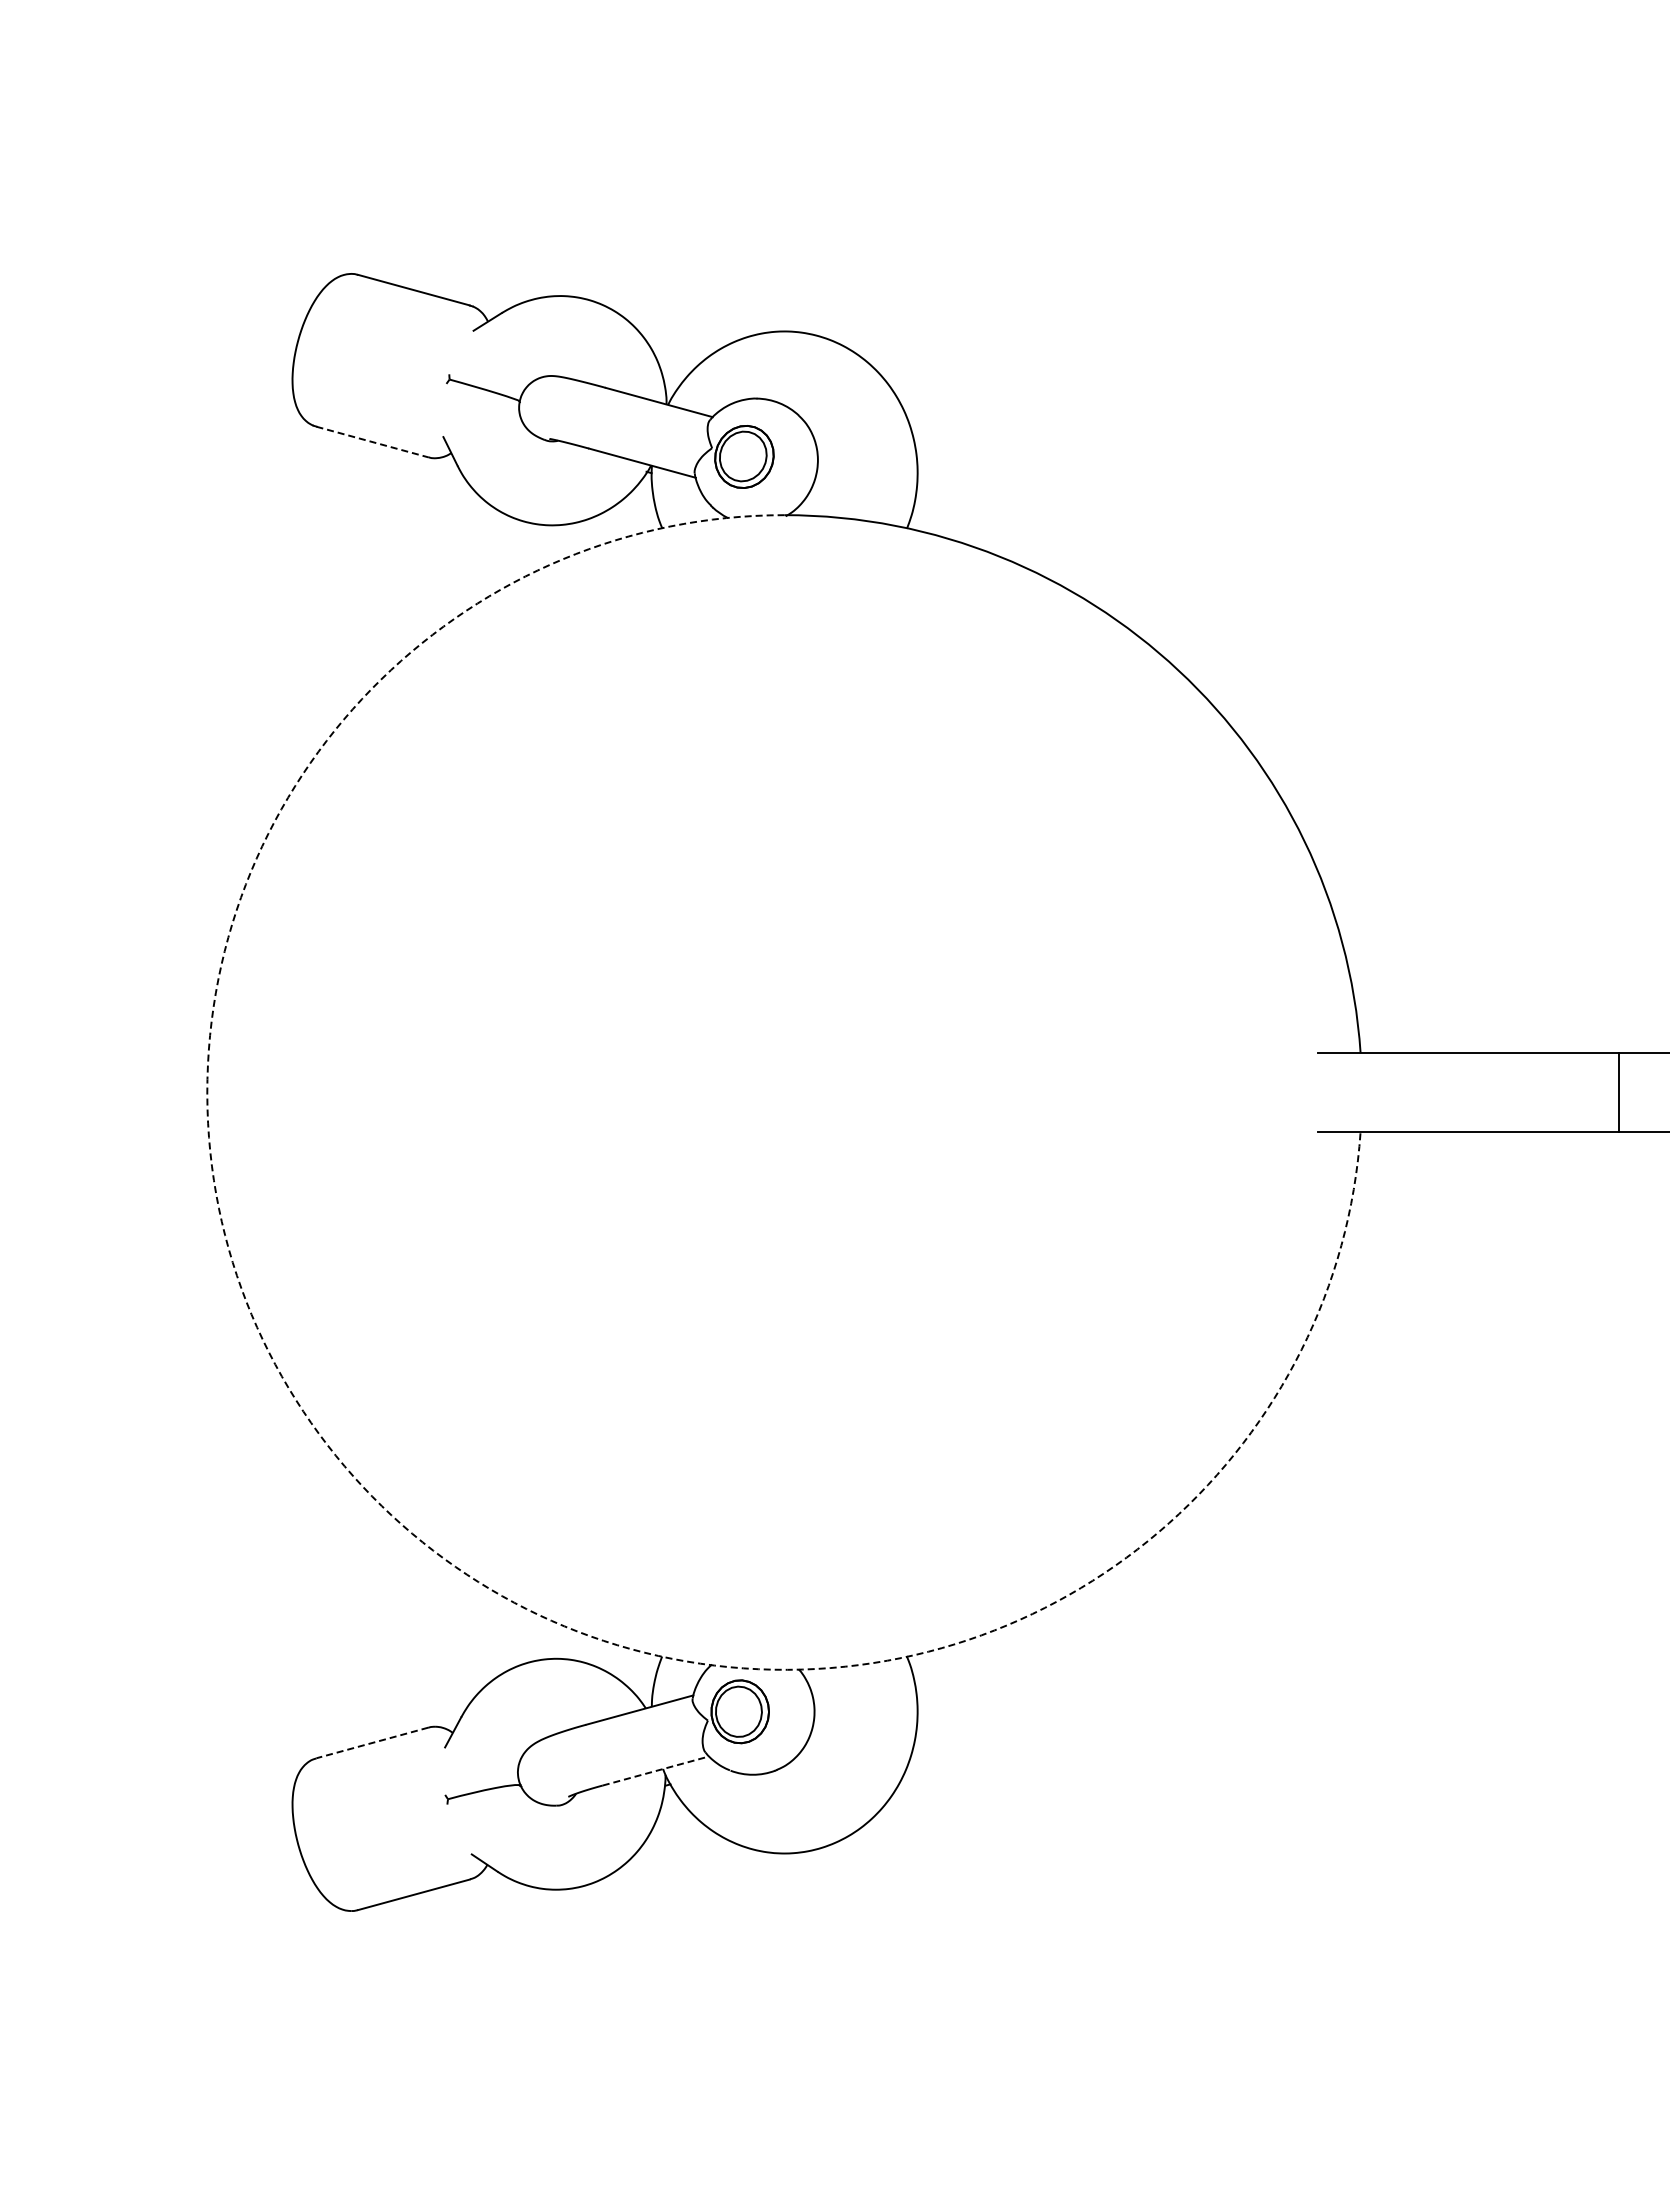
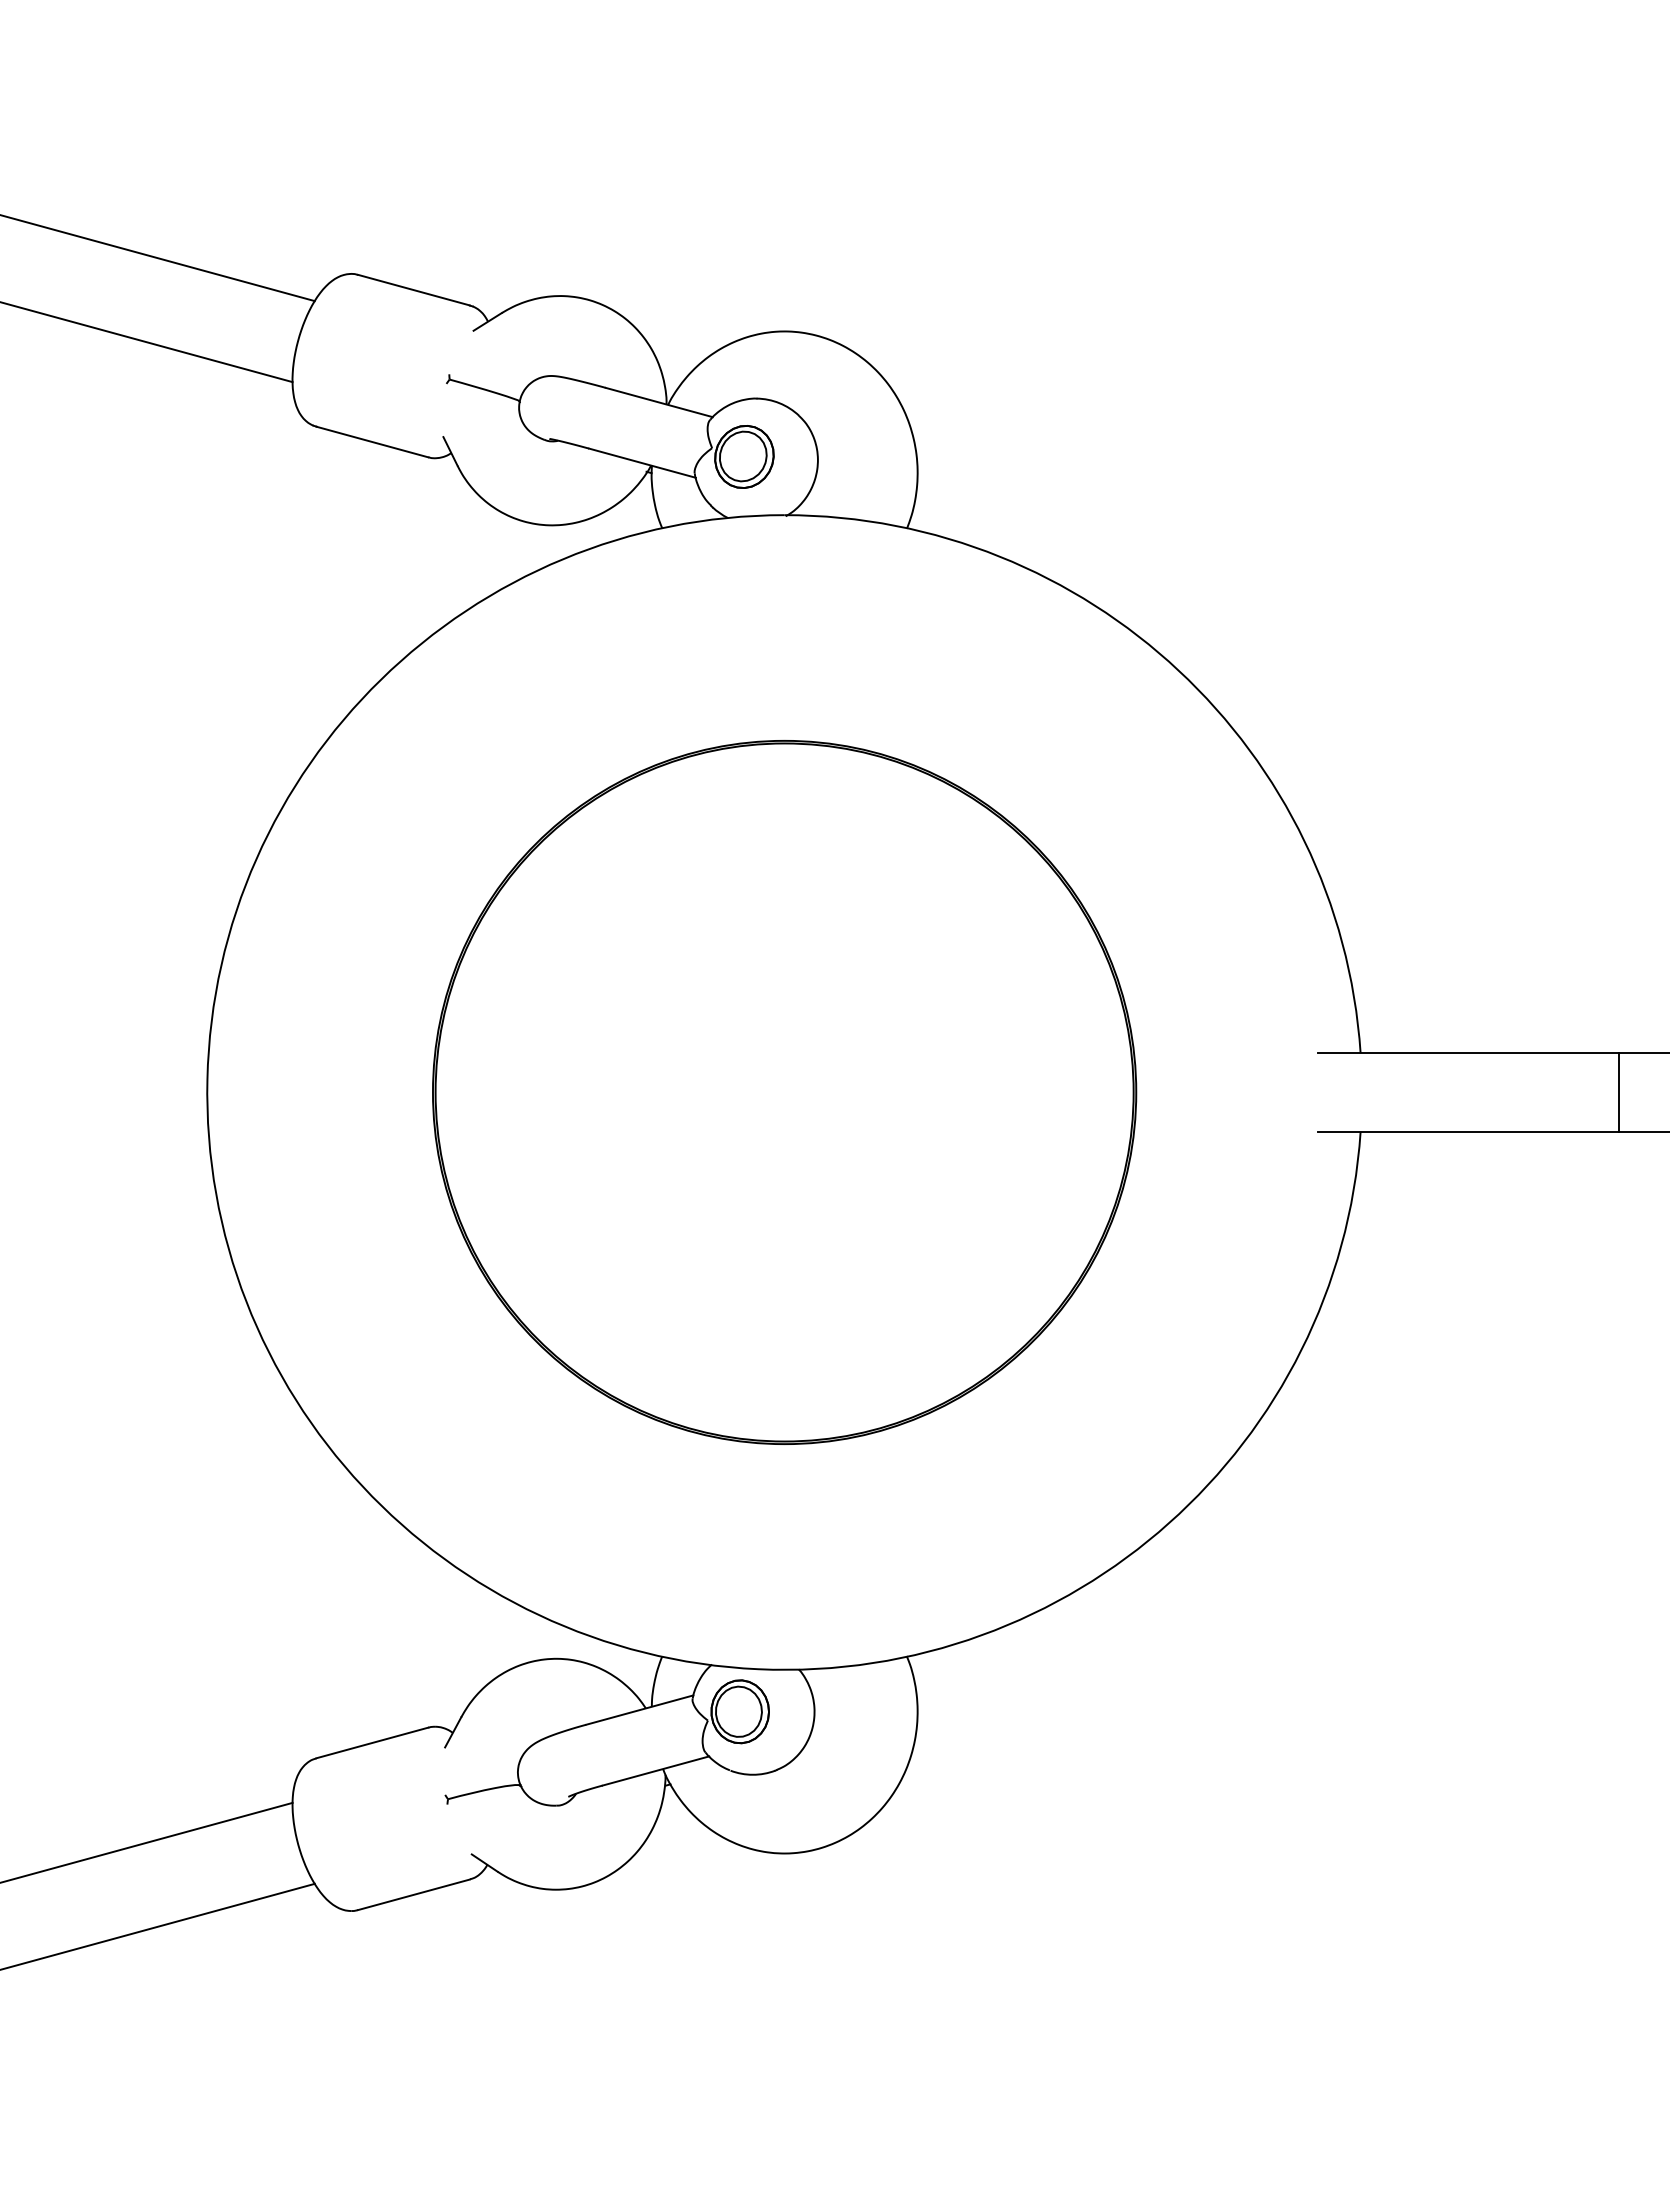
line: none -> present (158, 258)
line: none -> present (147, 342)
line: dashed -> solid (372, 442)
part: none -> present (784, 1092)
arc: dashed -> solid (362, 1486)
line: dashed -> solid (372, 1742)
line: dashed -> solid (656, 1770)
line: none -> present (147, 1842)
line: none -> present (158, 1926)
